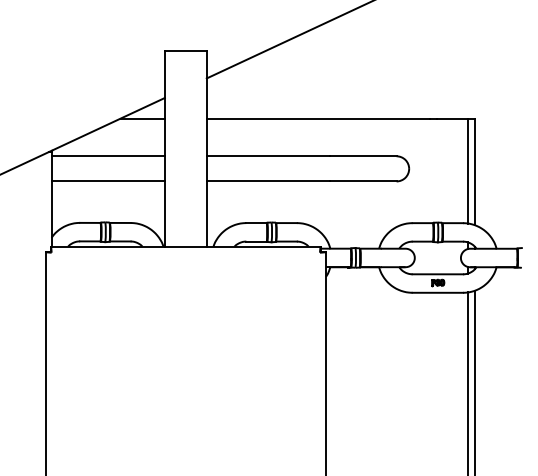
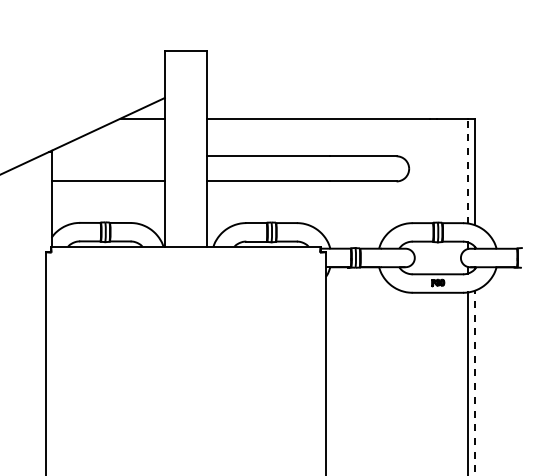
line: present -> none (287, 40)
line: present -> none (107, 156)
line: solid -> dashed (467, 170)
line: solid -> dashed (475, 382)
